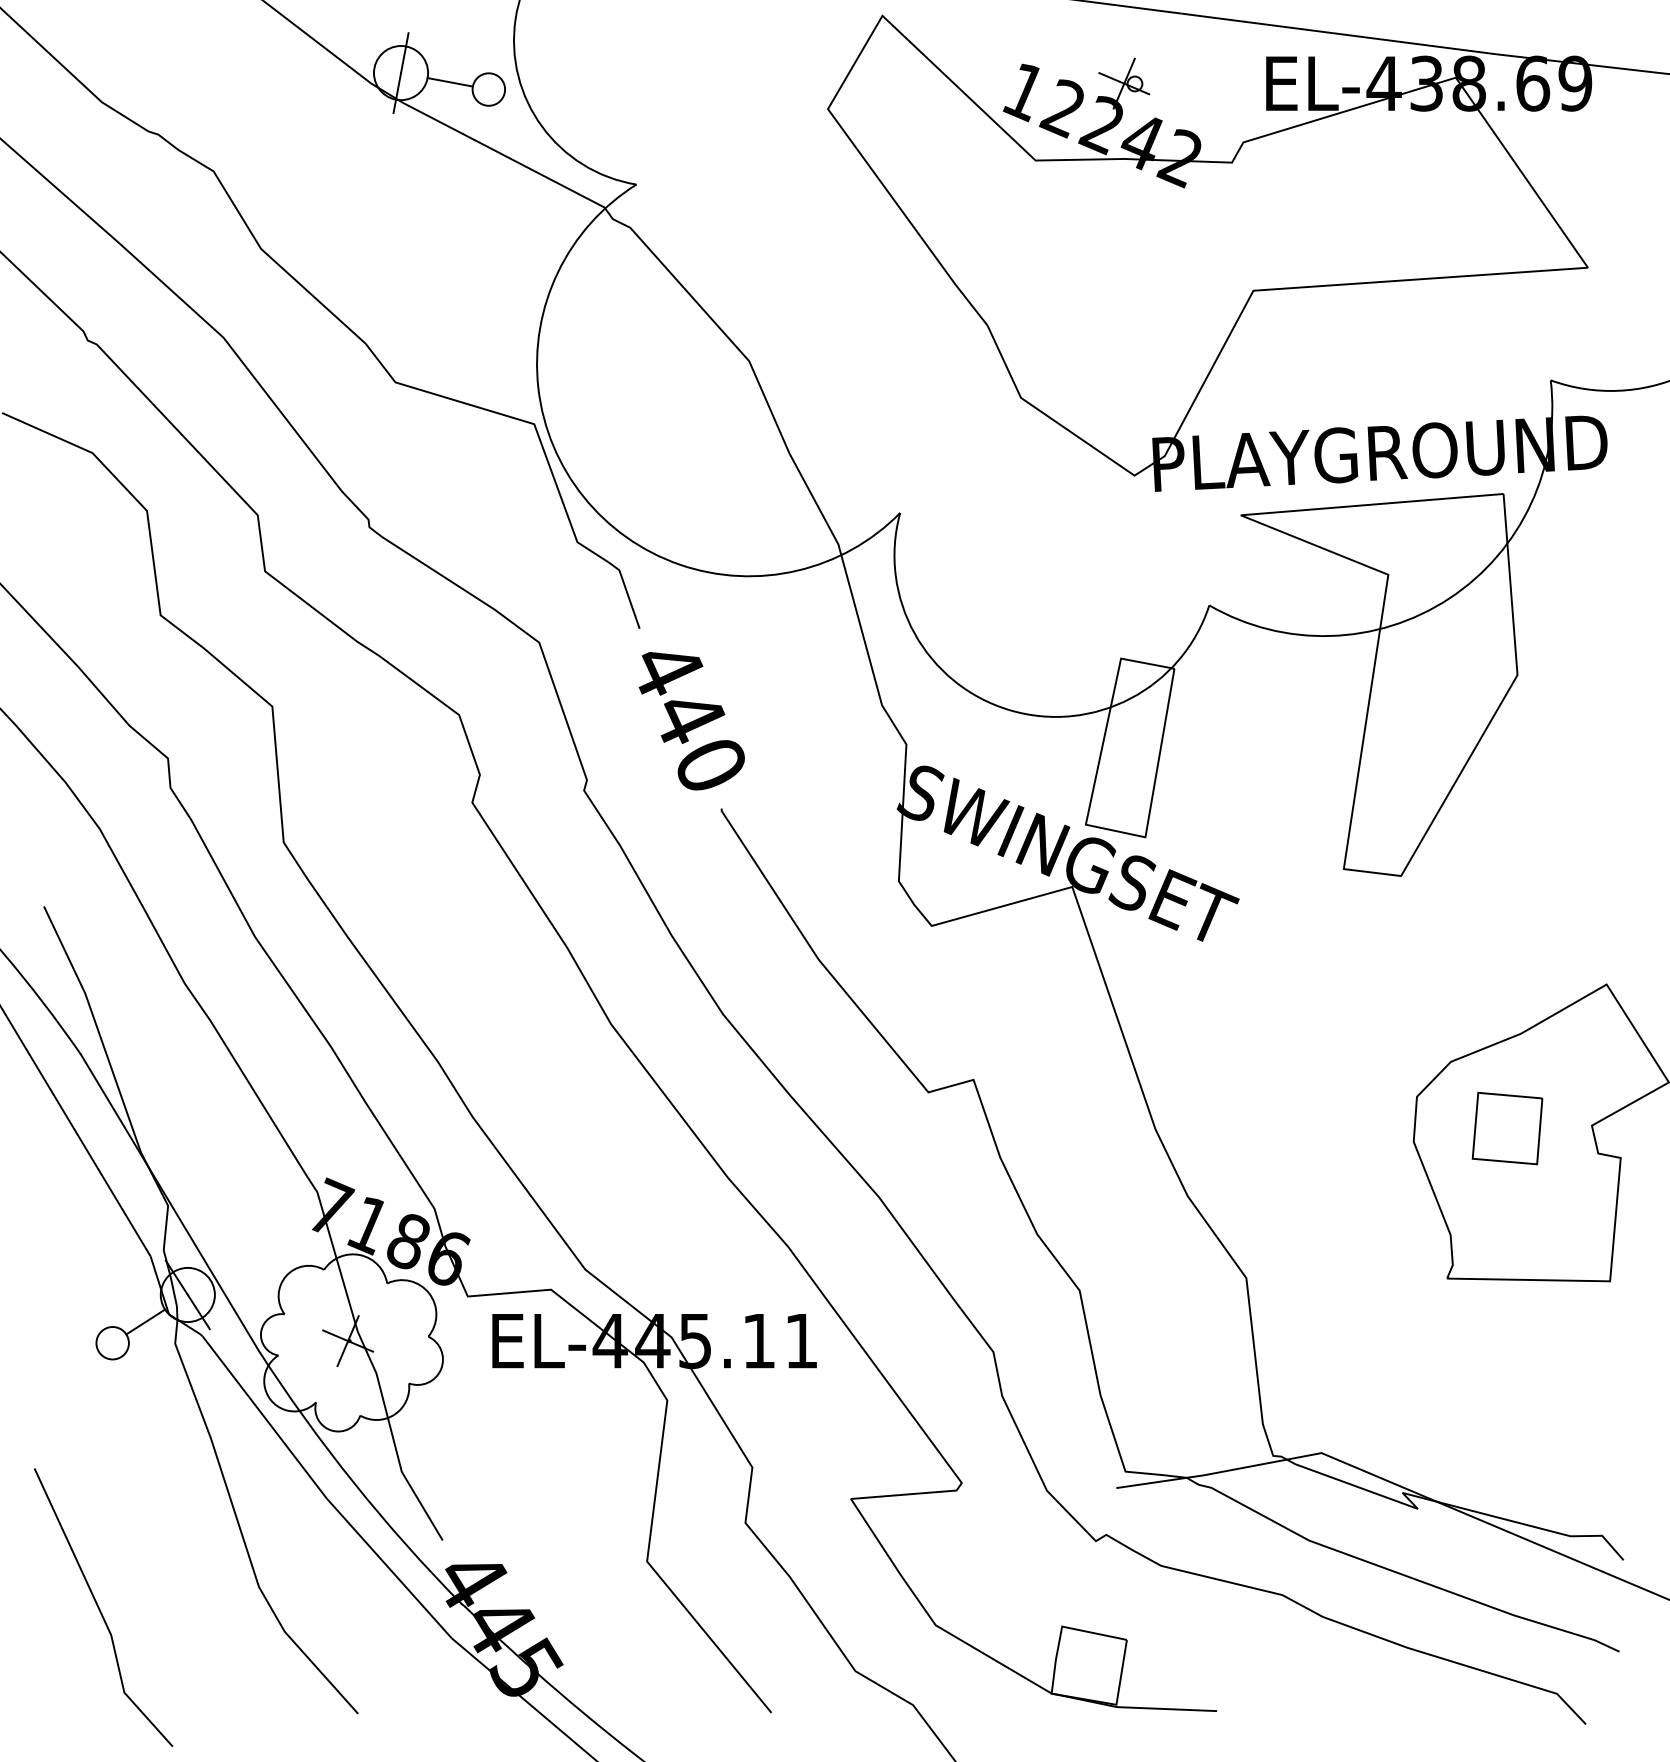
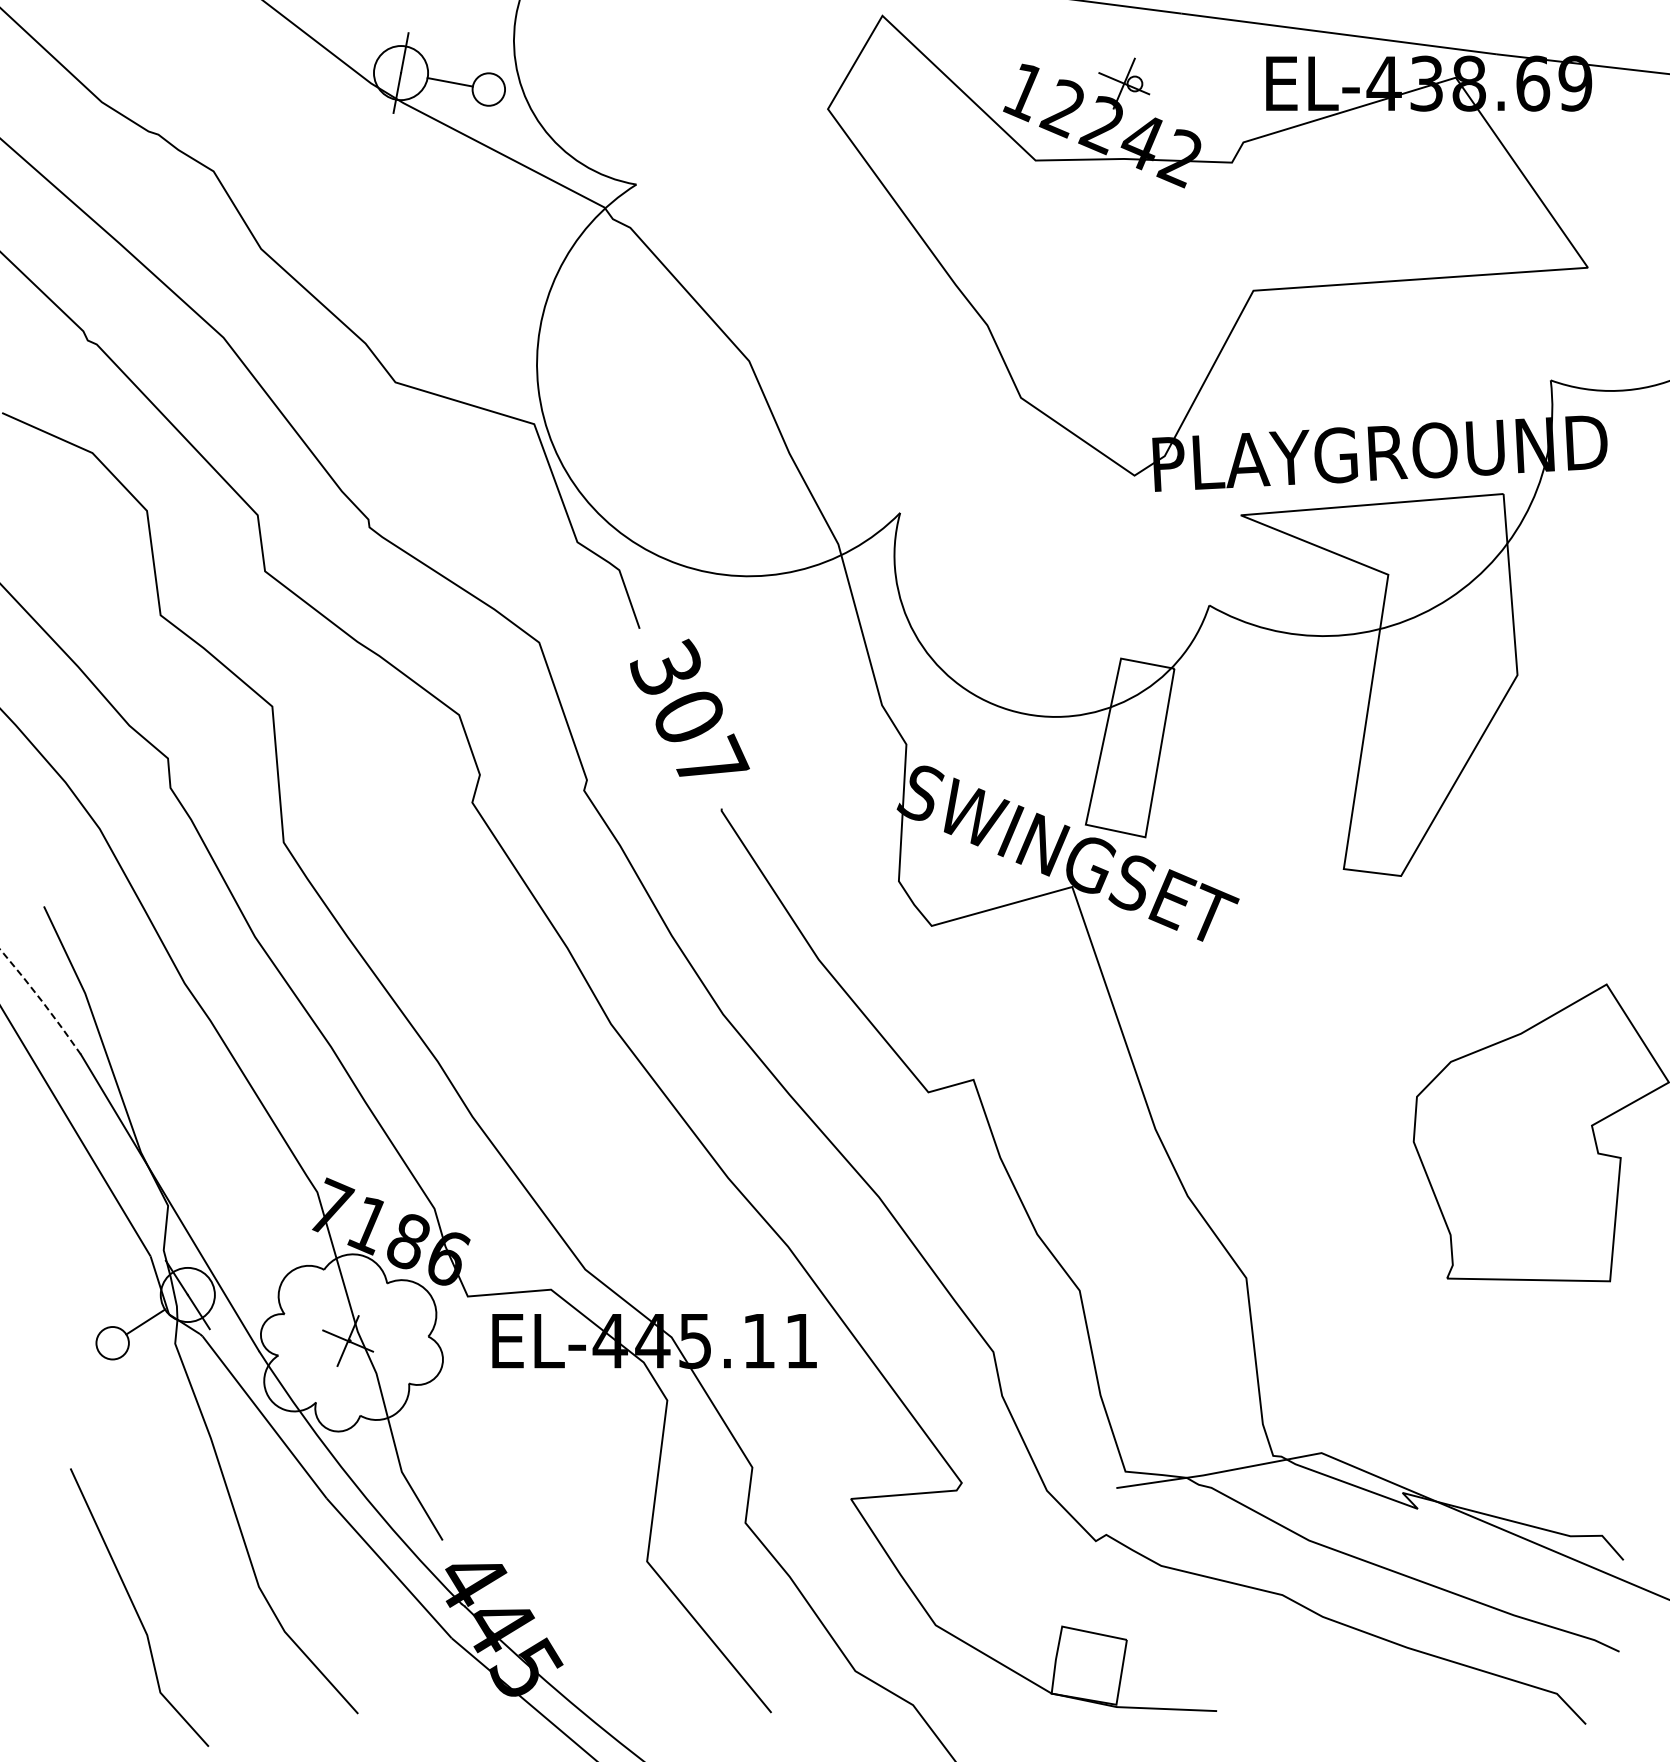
text: 440 -> 307 (689, 714)
arc: solid -> dashed (41, 1000)
part: present -> none (1507, 1128)
line position: (100, 1609) -> (136, 1609) (136, 1609)
